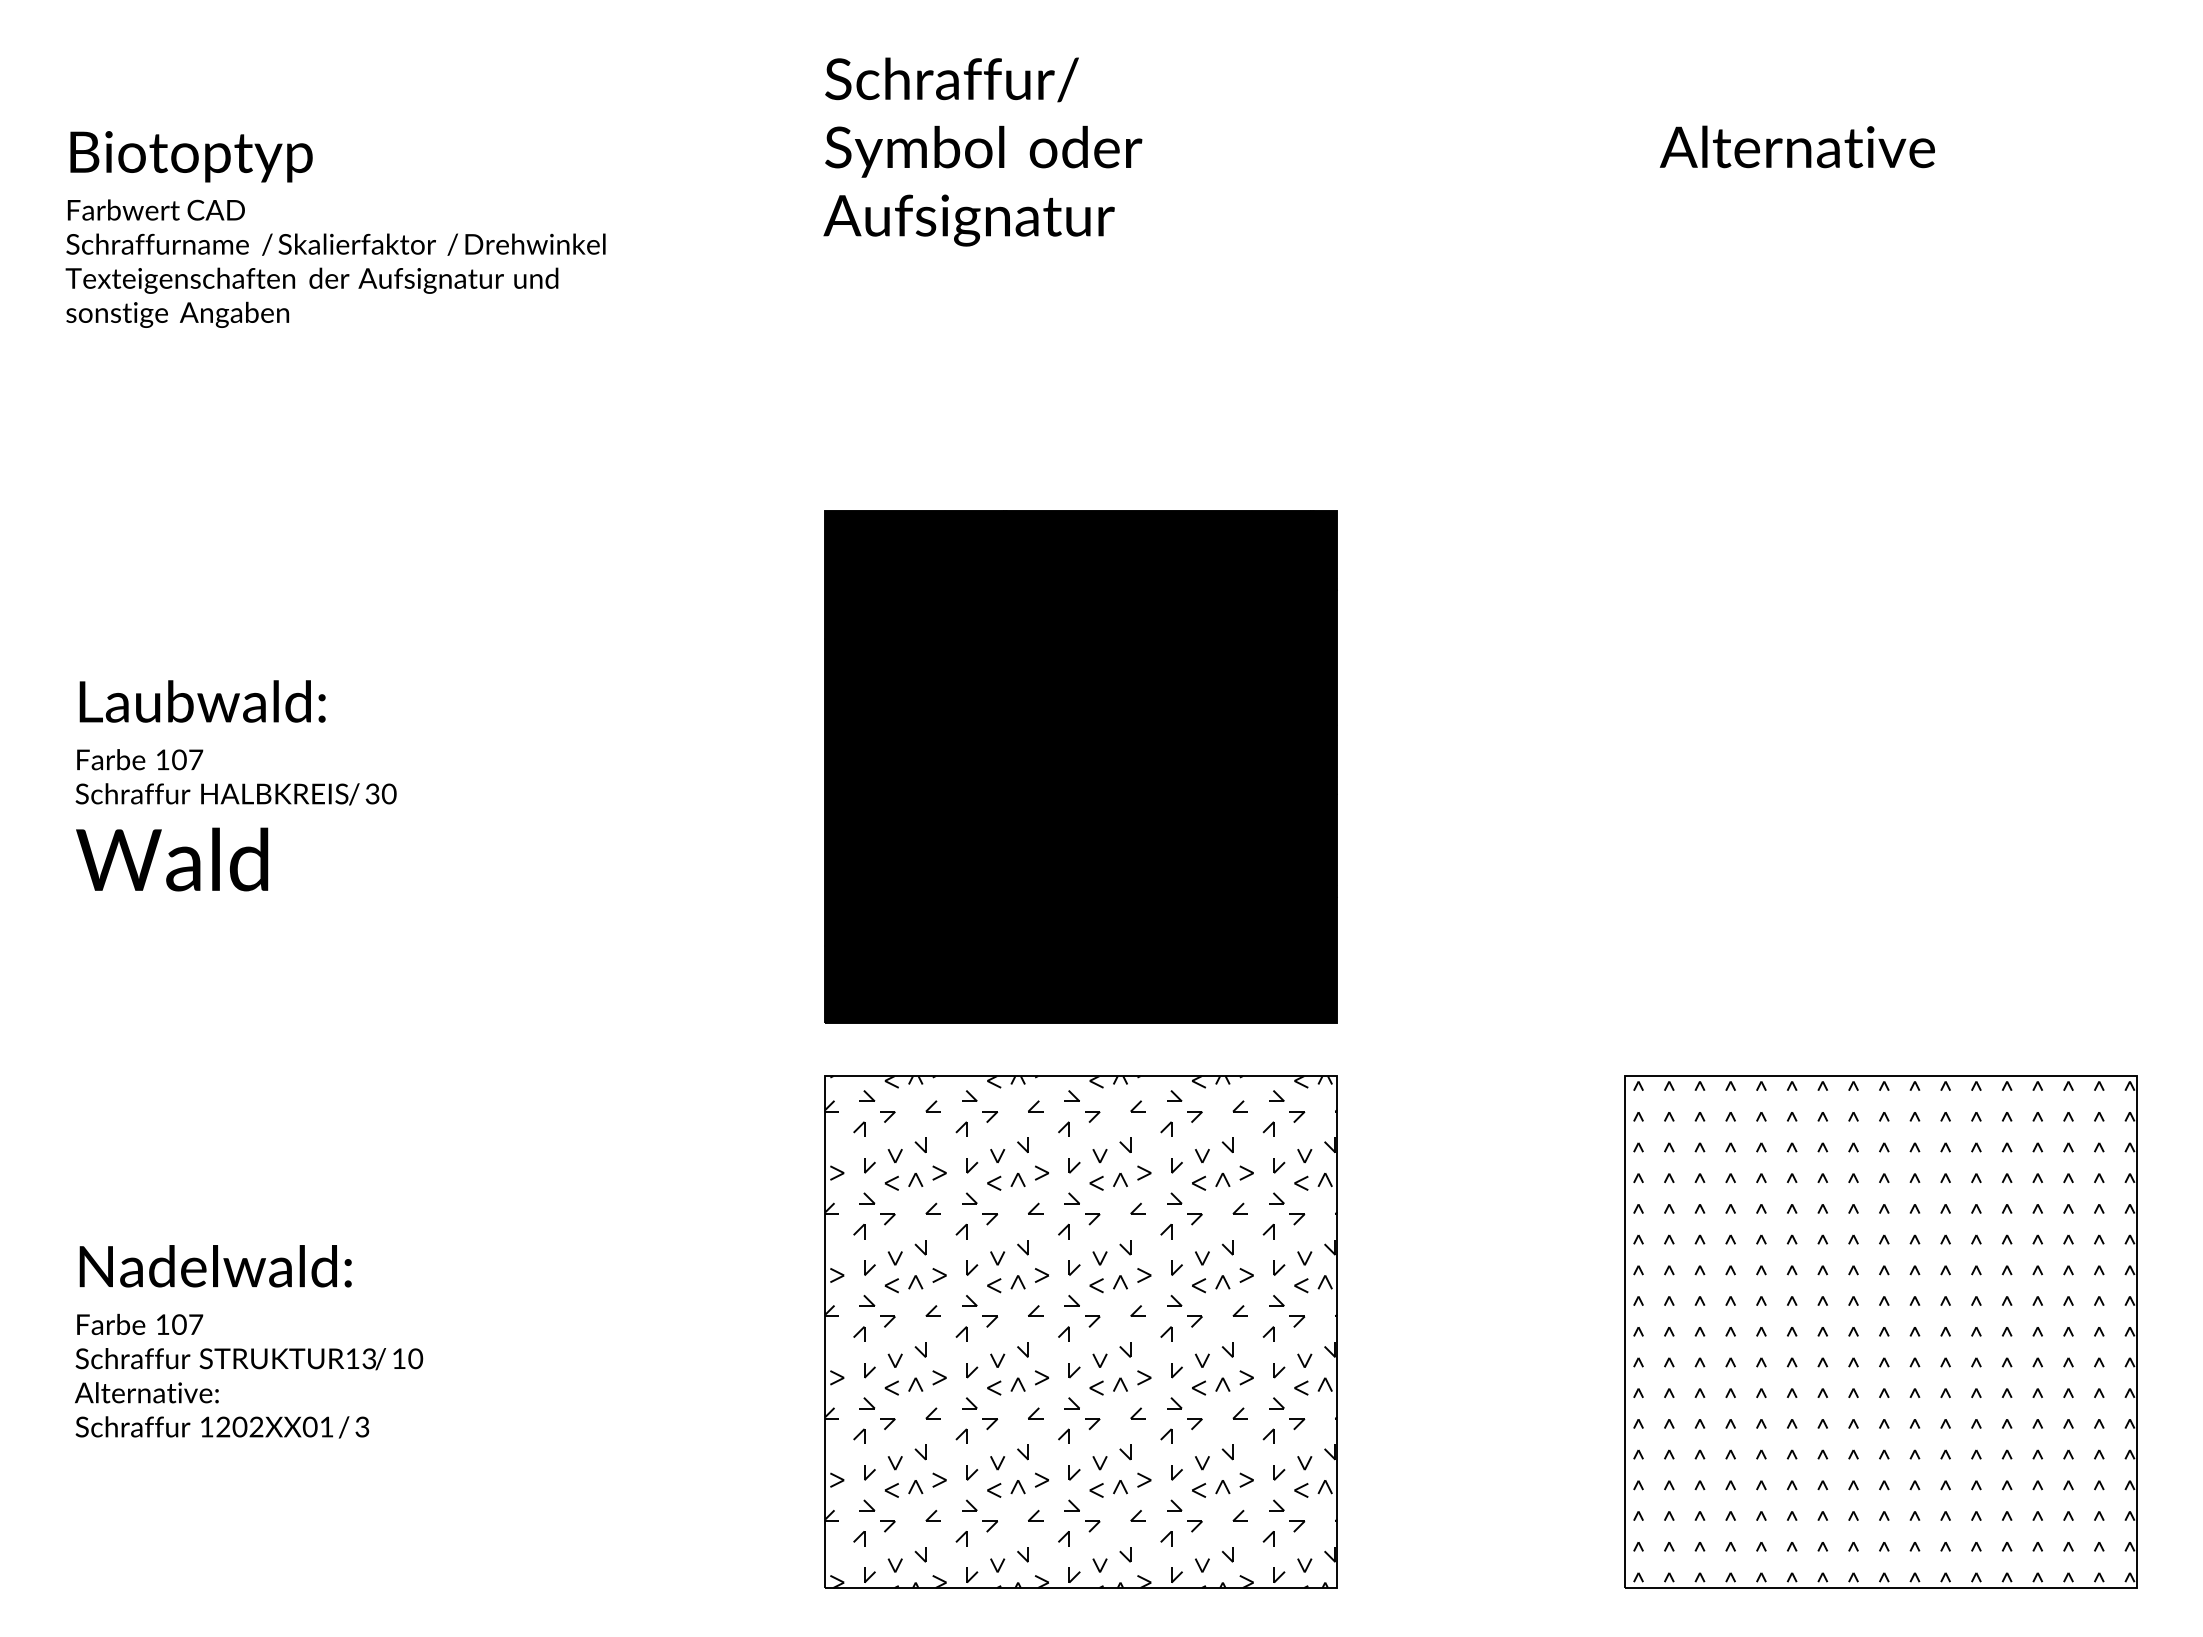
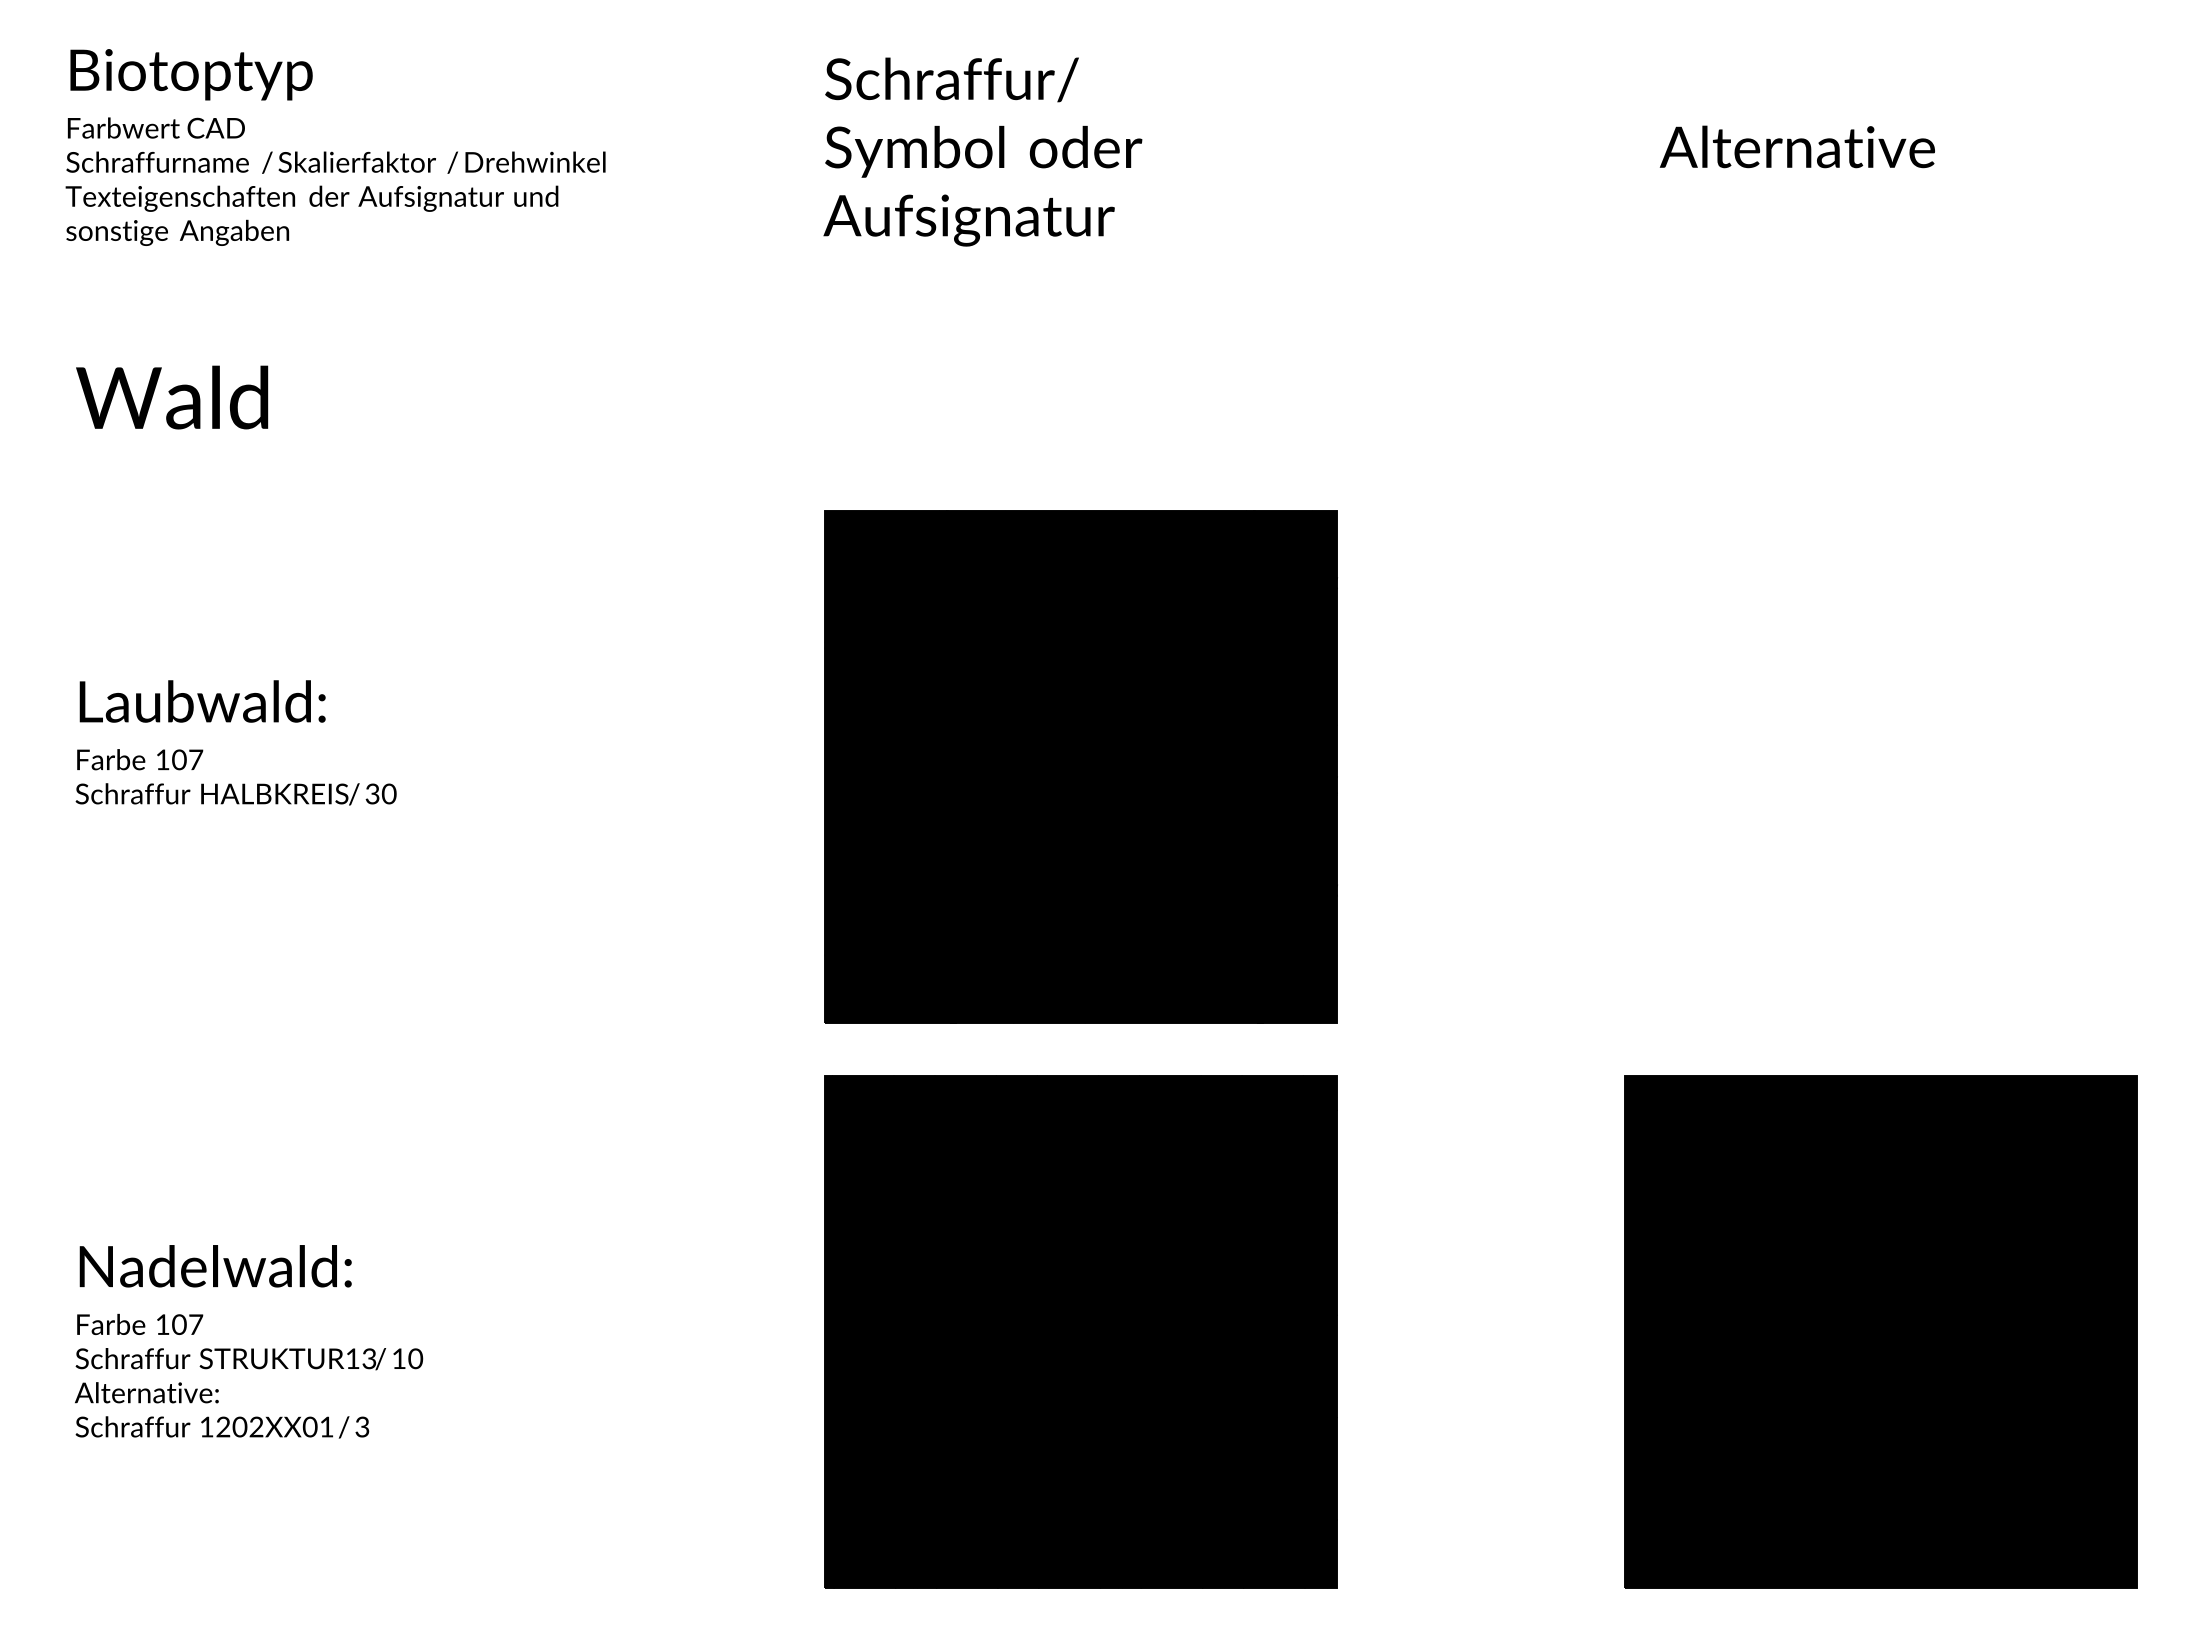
text position: (335, 229) -> (335, 147) (335, 147)
text position: (172, 859) -> (172, 397) (172, 397)
fill: none -> present (1081, 1331)
fill: none -> present (1880, 1331)
